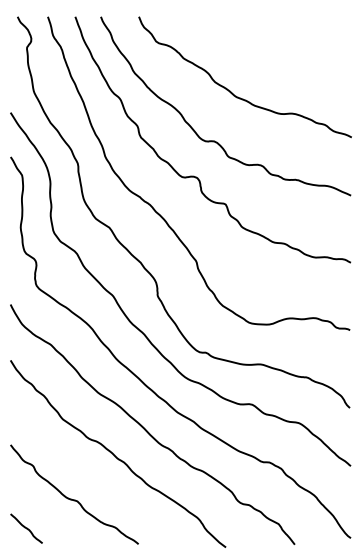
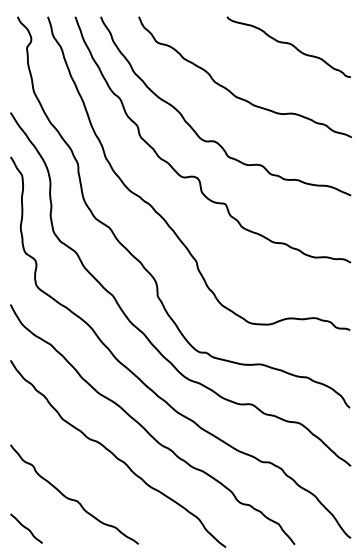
curve: none -> present (288, 44)
